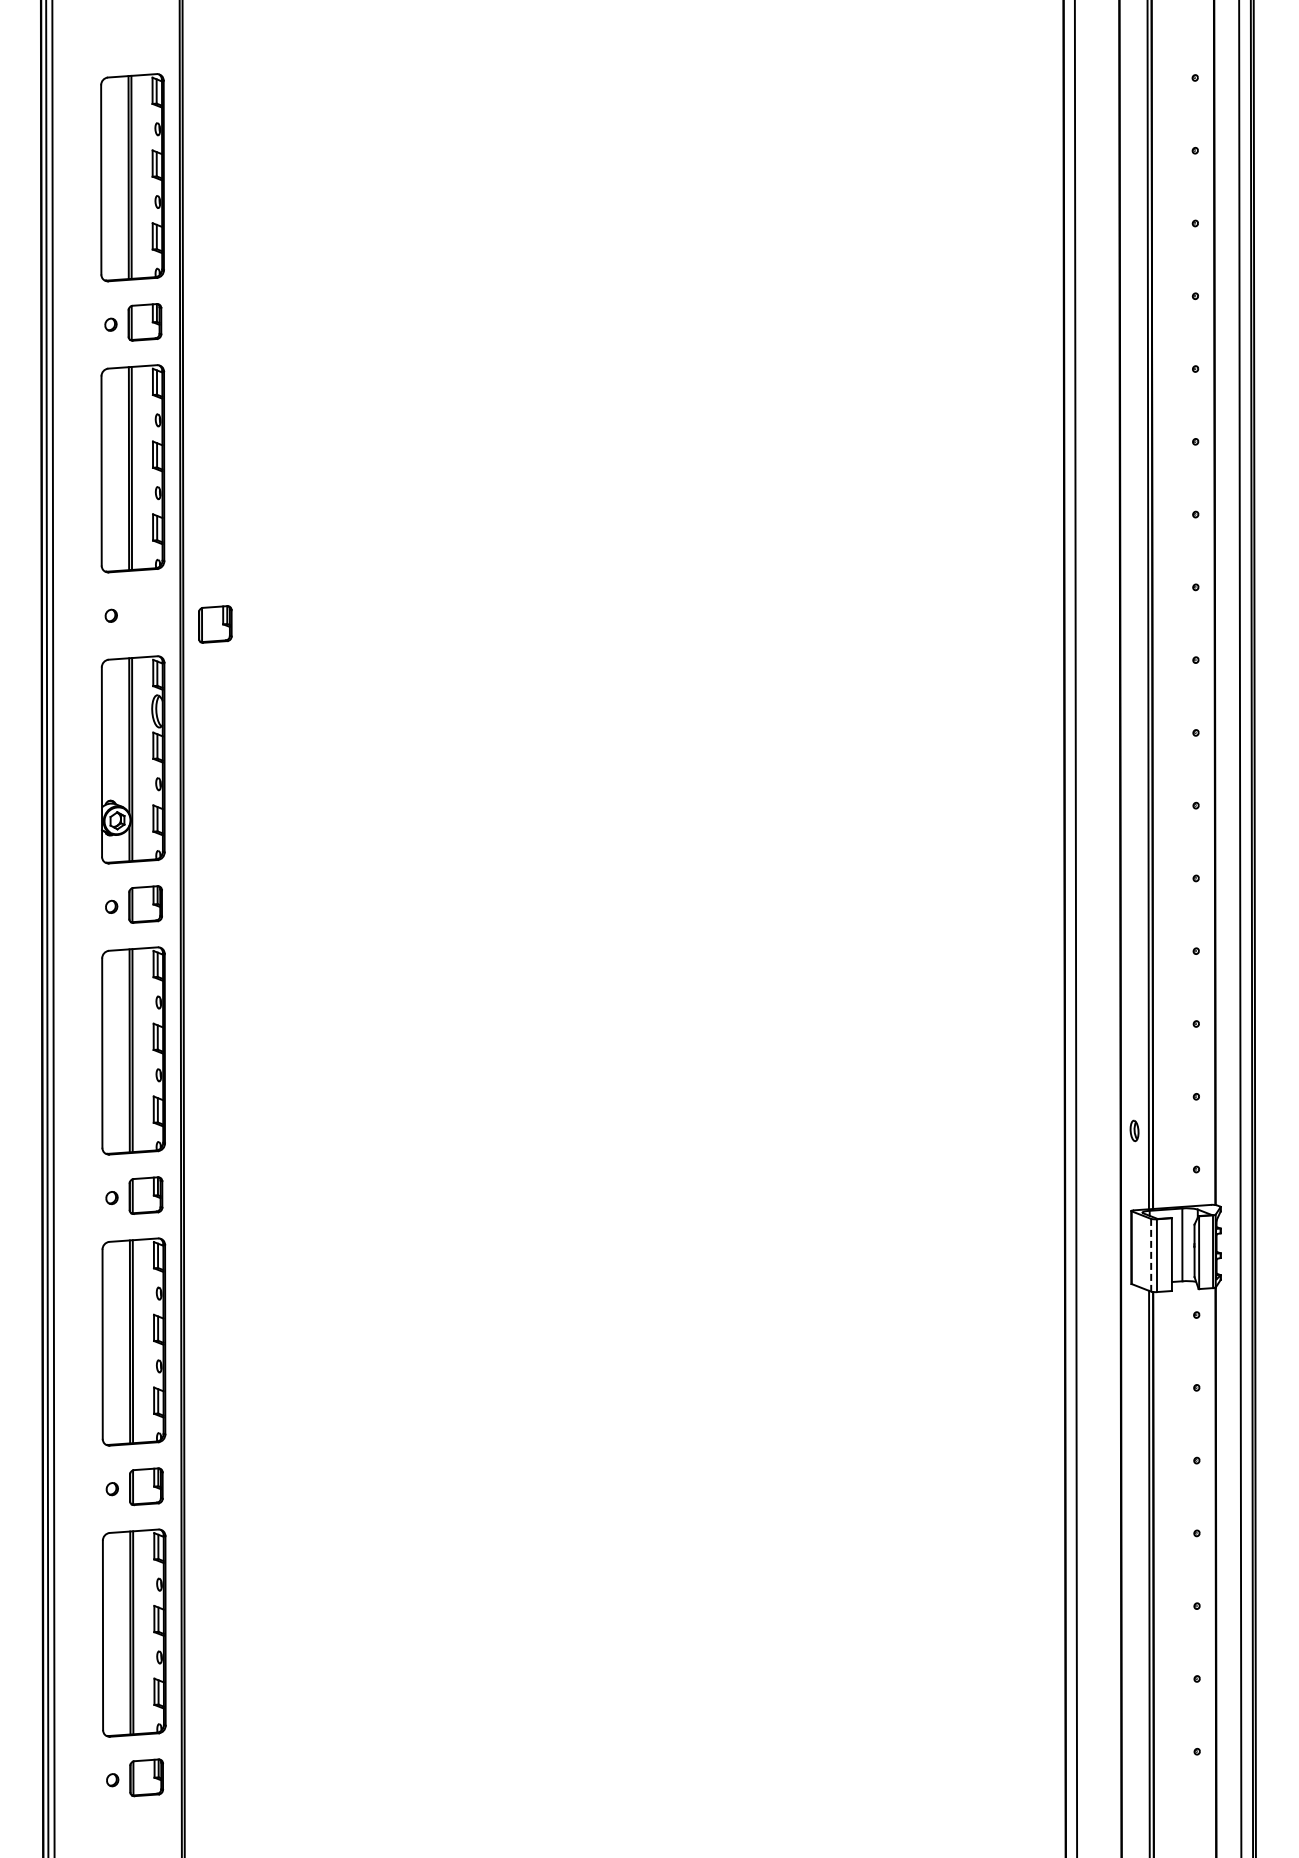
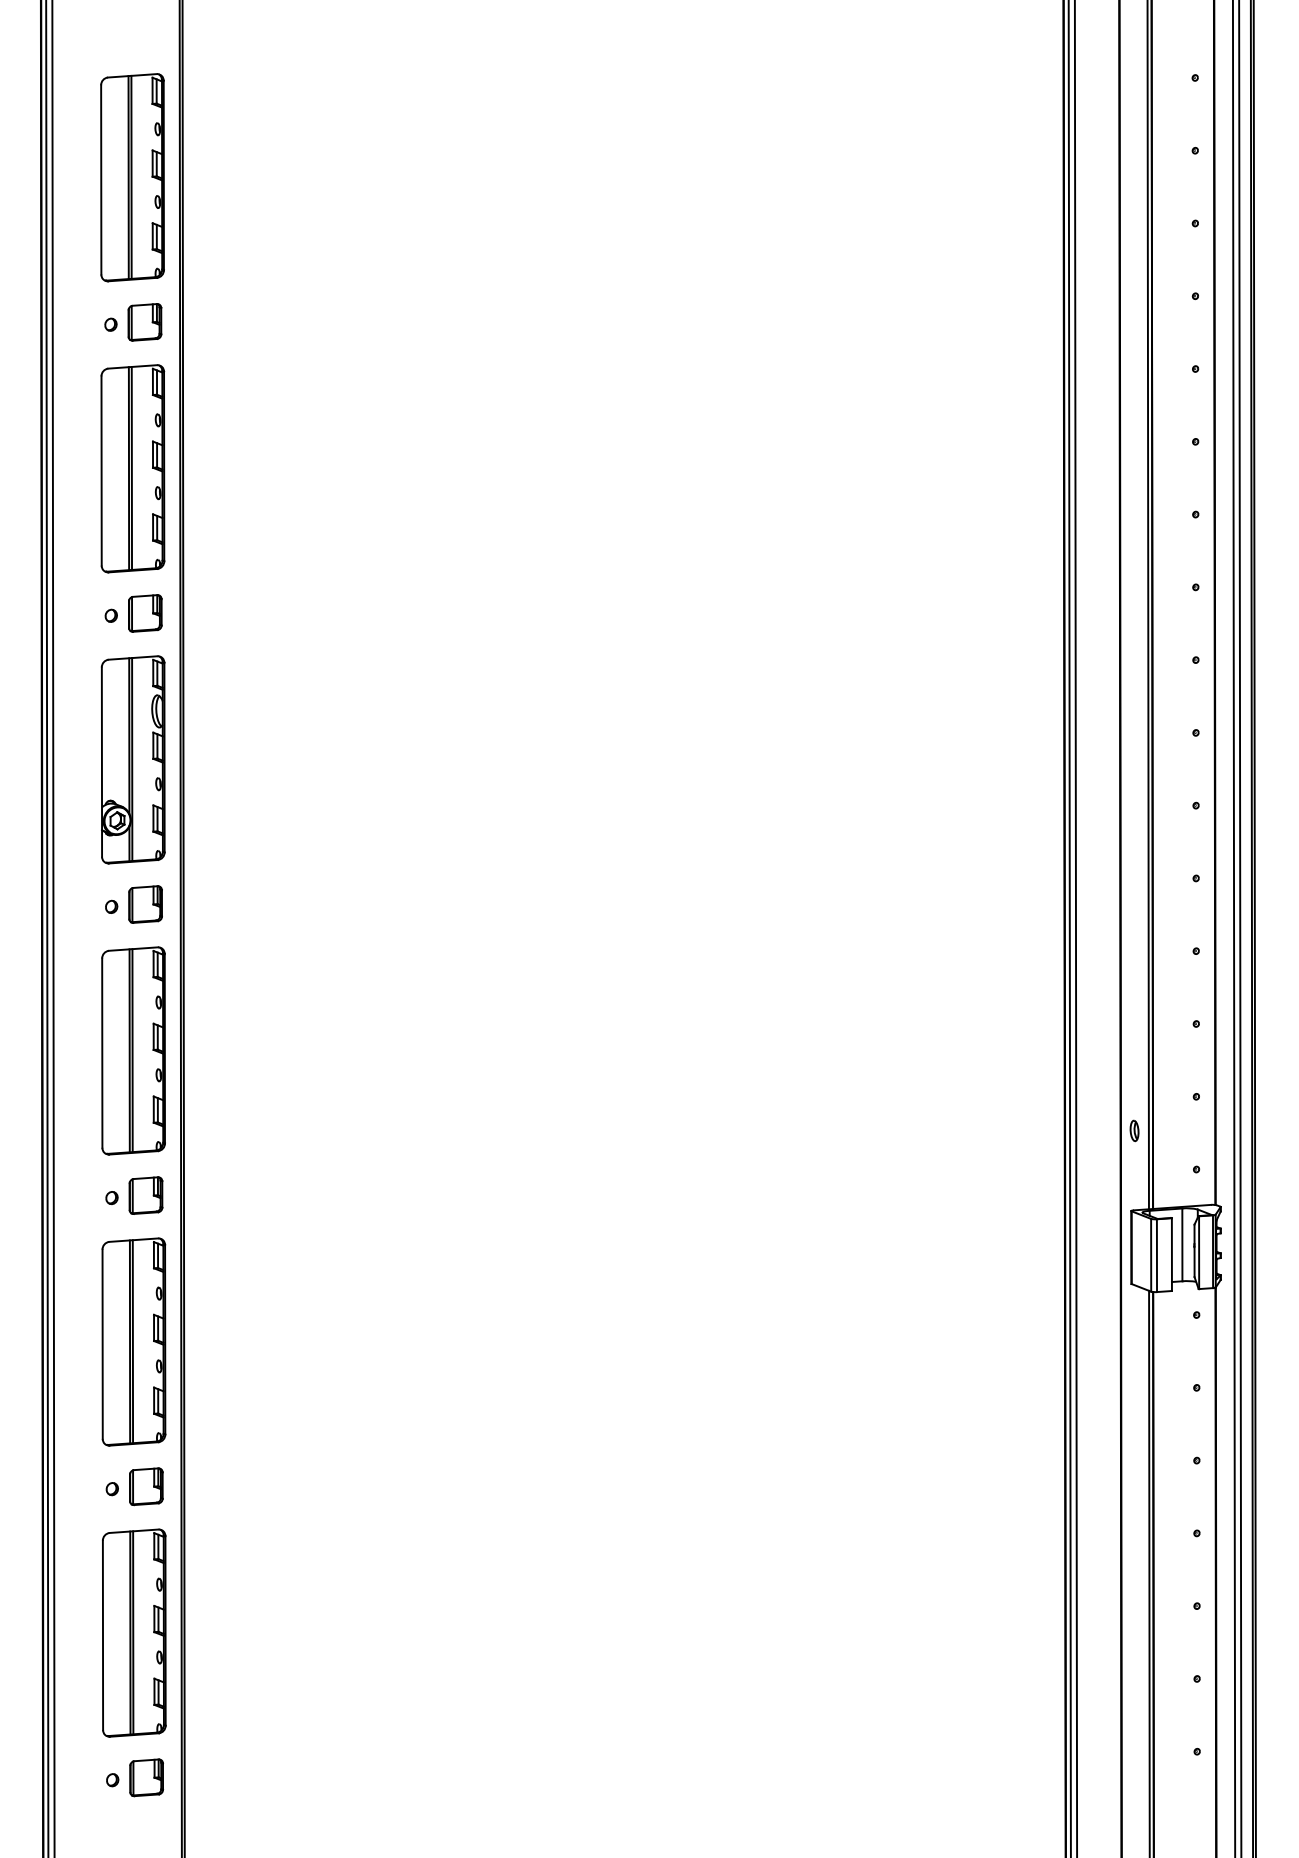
part position: (215, 624) -> (145, 613) (145, 613)
line: none -> present (1069, 928)
line: none -> present (1233, 928)
line: dashed -> solid (1151, 1255)
